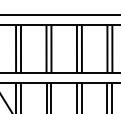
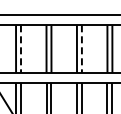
line: solid -> dashed (20, 49)
line: solid -> dashed (81, 49)
